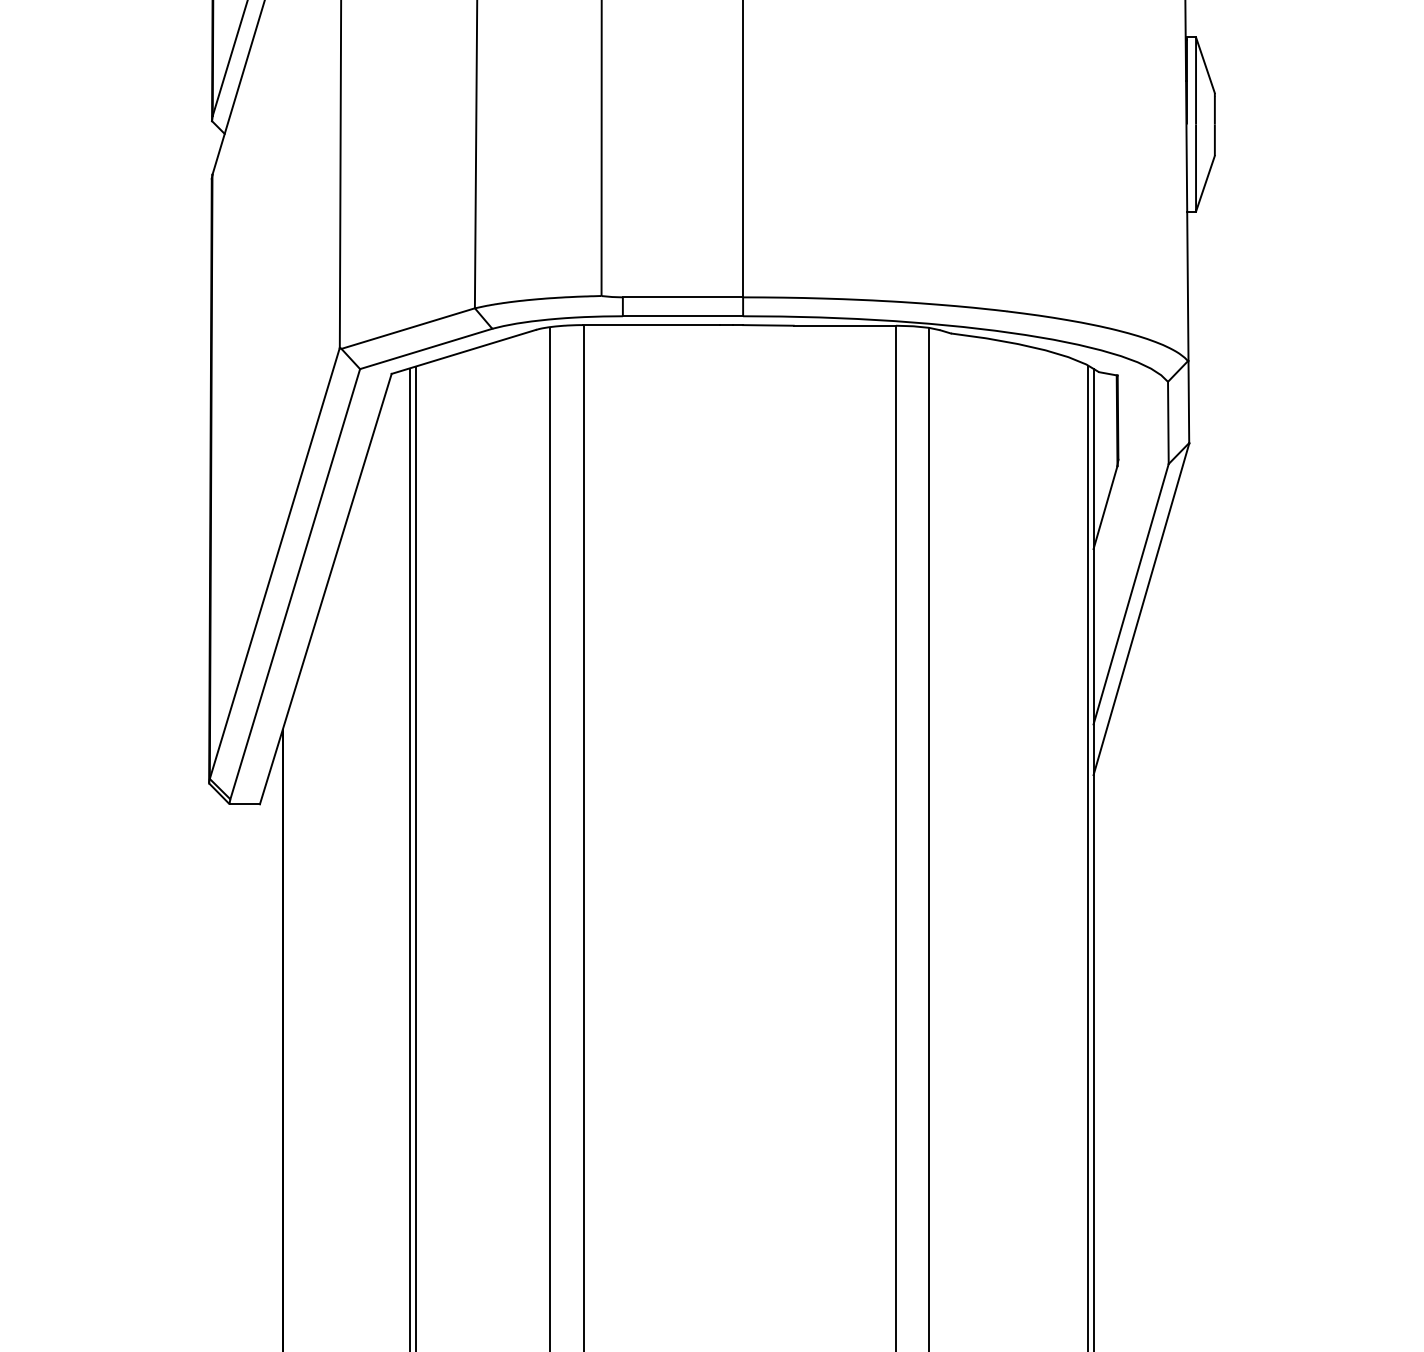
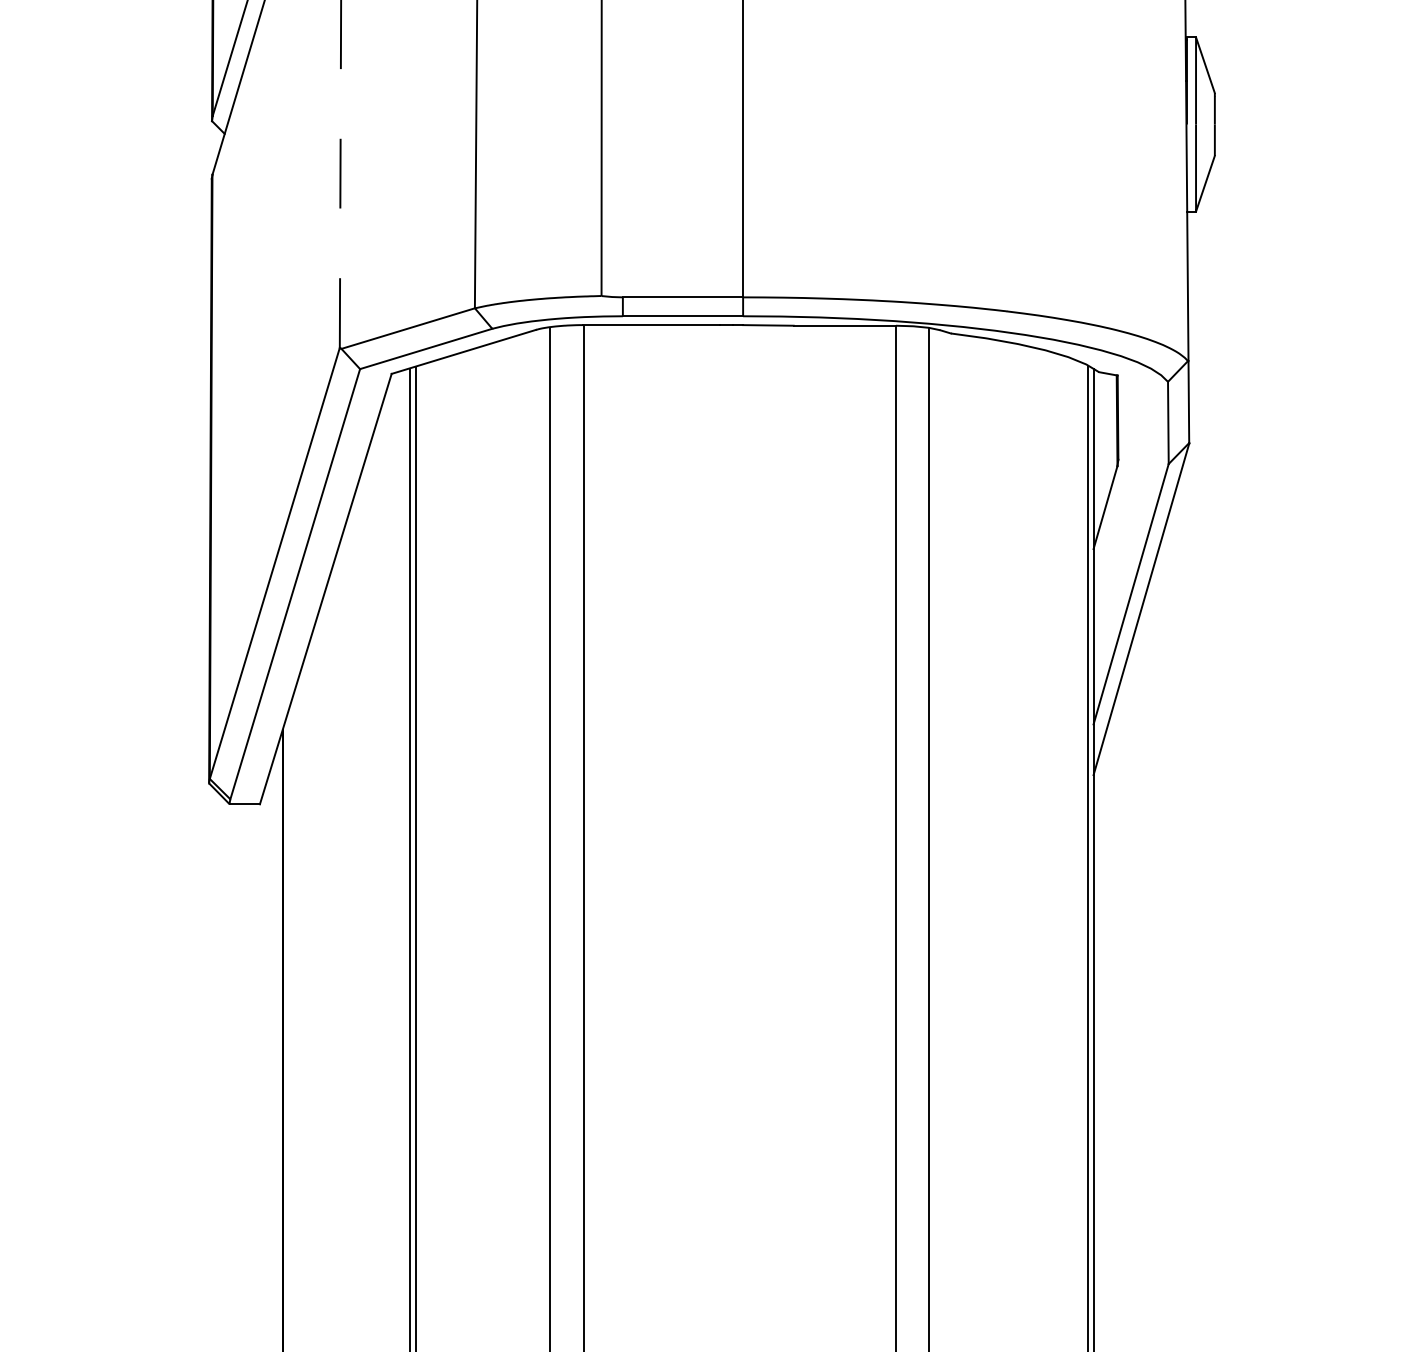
line: solid -> dashed (340, 174)
